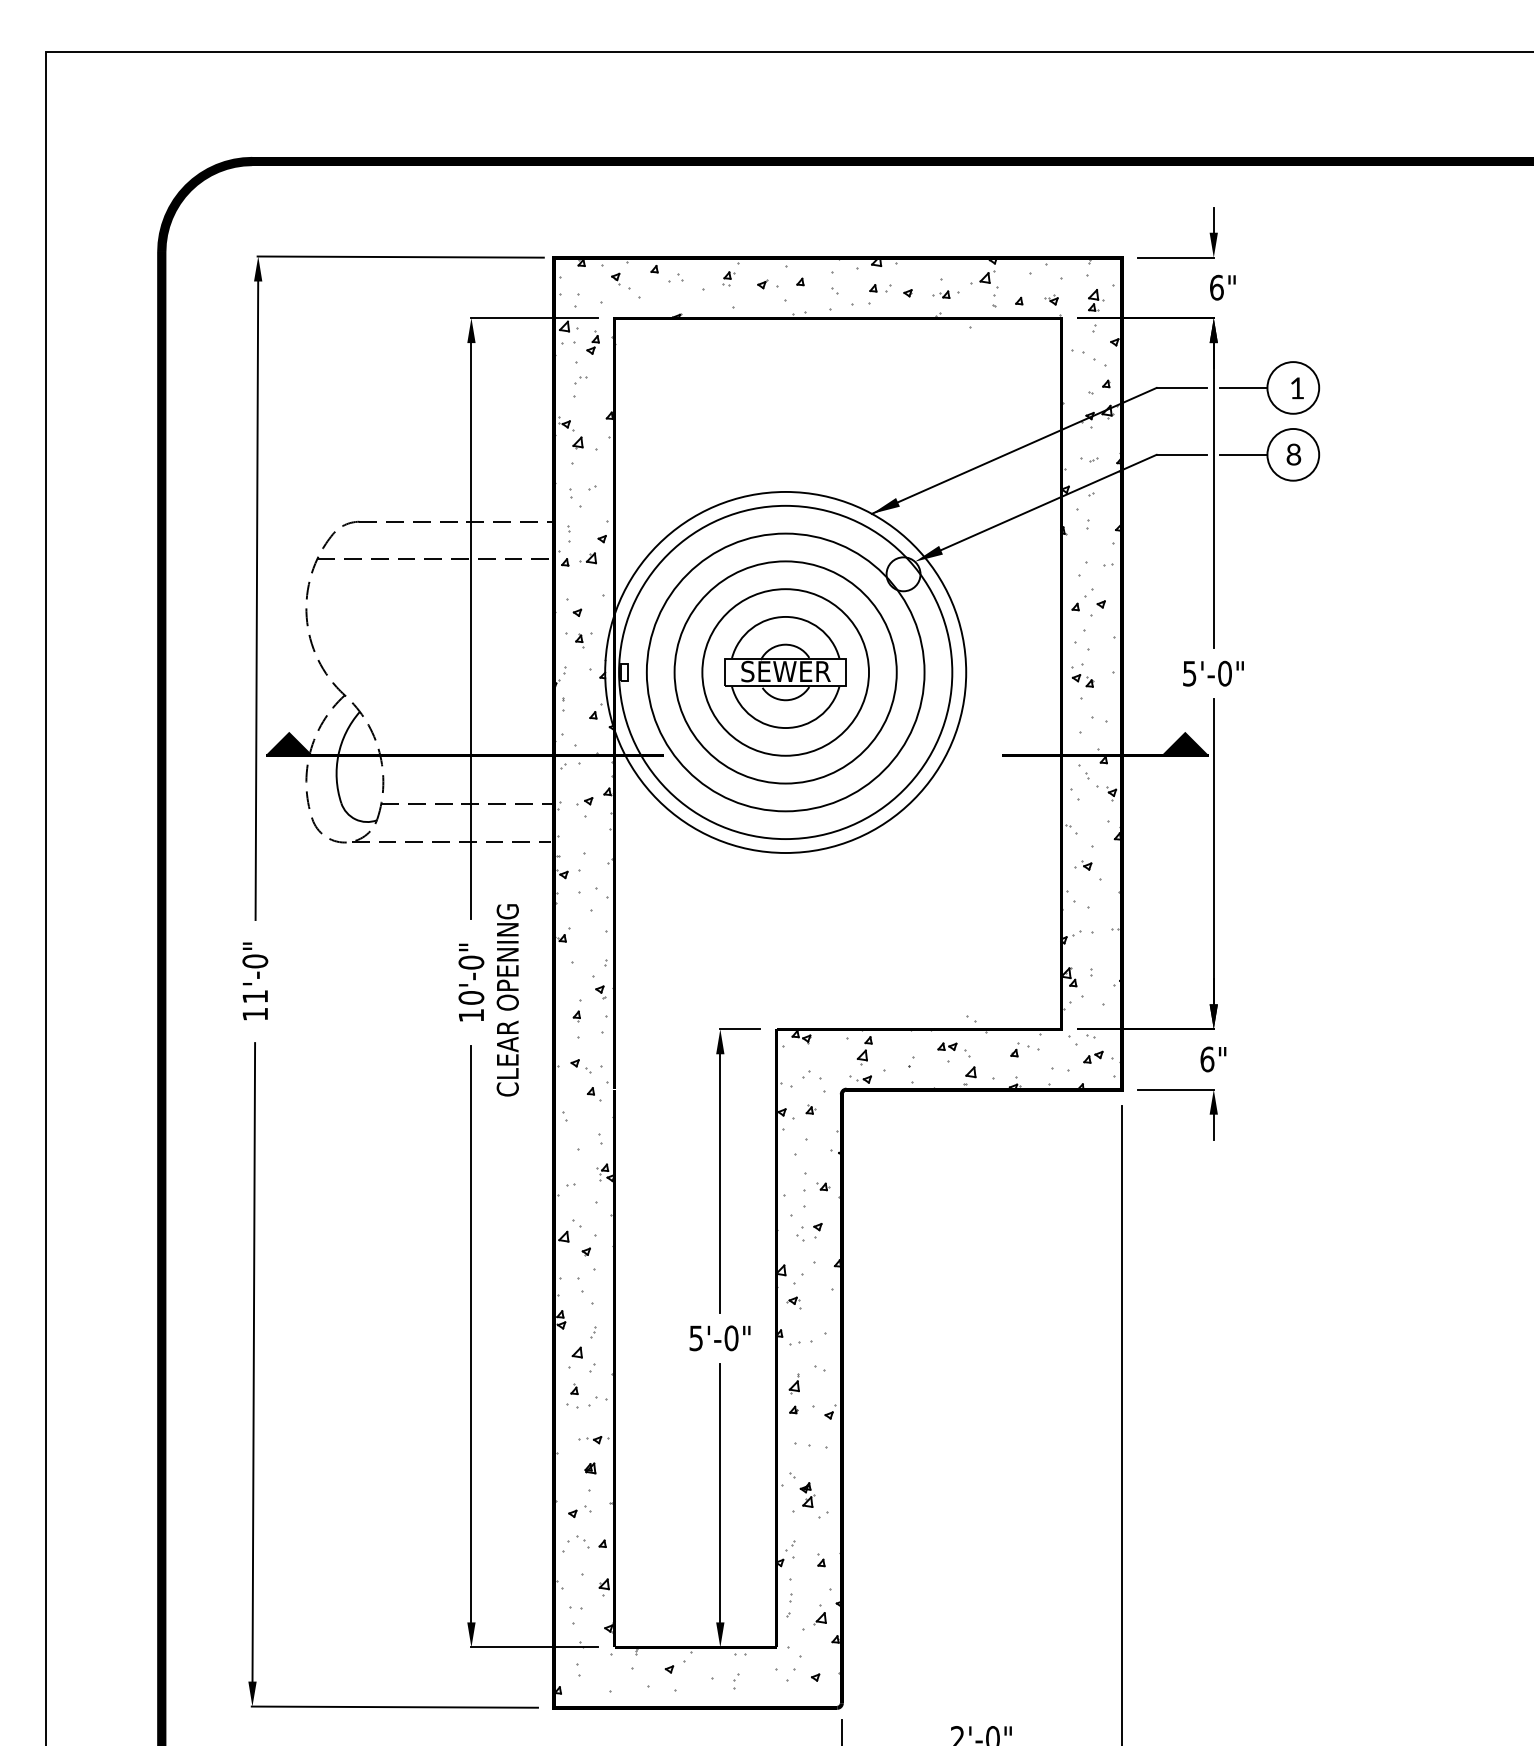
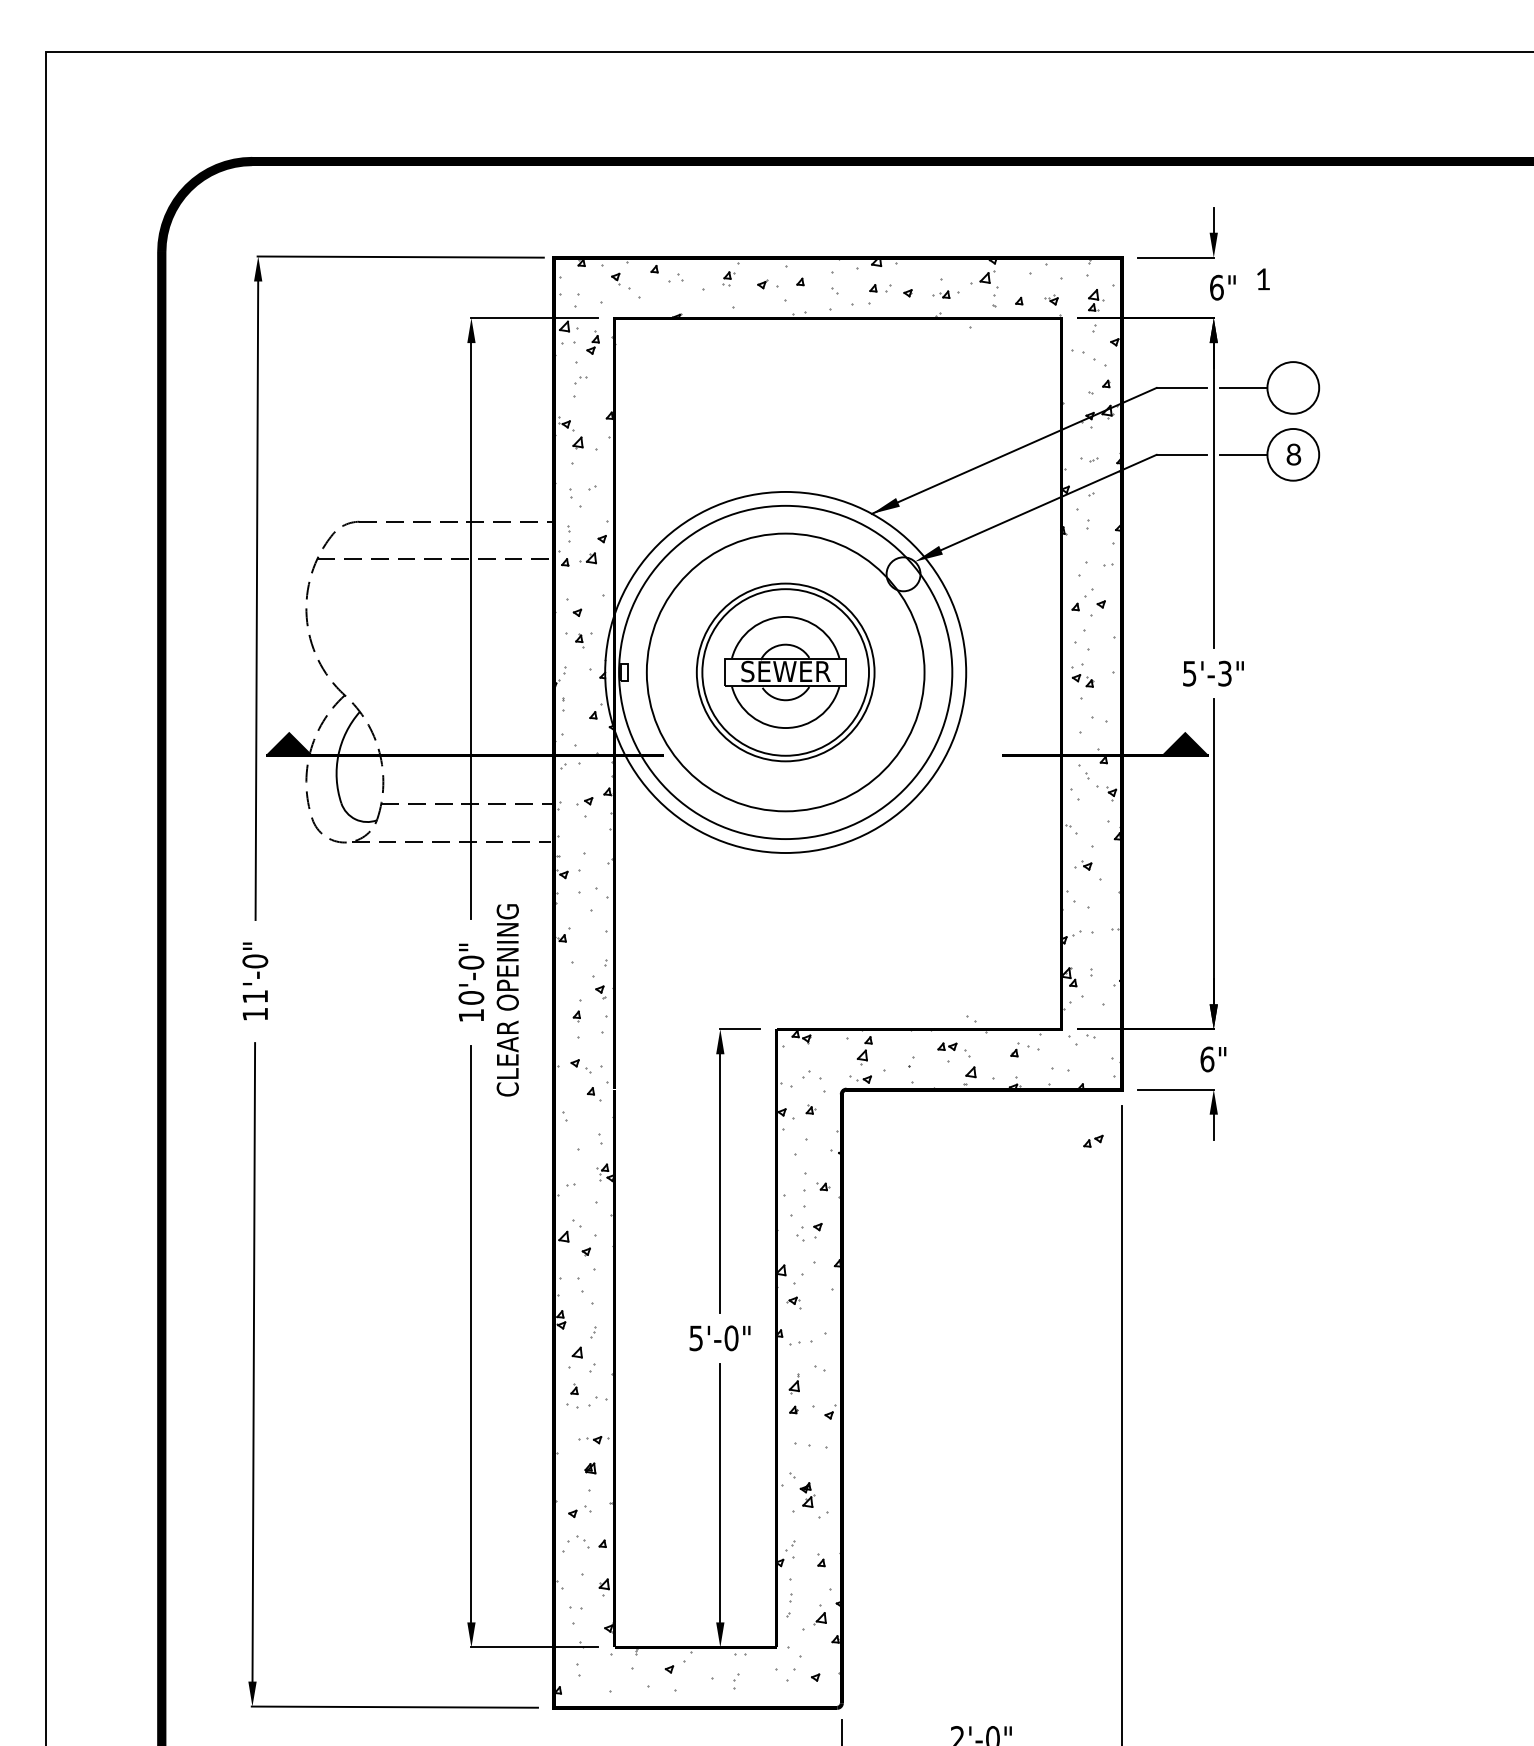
text position: (1297, 388) -> (1263, 279) (1263, 279)
circle diameter: 222 px -> 178 px (785, 672)
text: 5'-0" -> 5'-3" (1224, 673)
part position: (1093, 1056) -> (1093, 1140) (1093, 1140)
